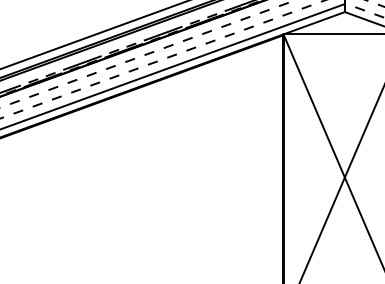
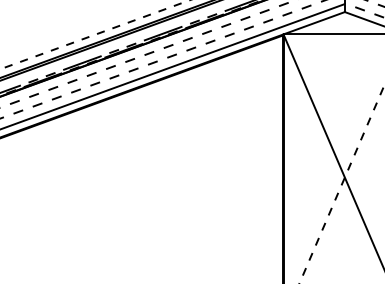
line: solid -> dashed (95, 34)
line: solid -> dashed (342, 183)
